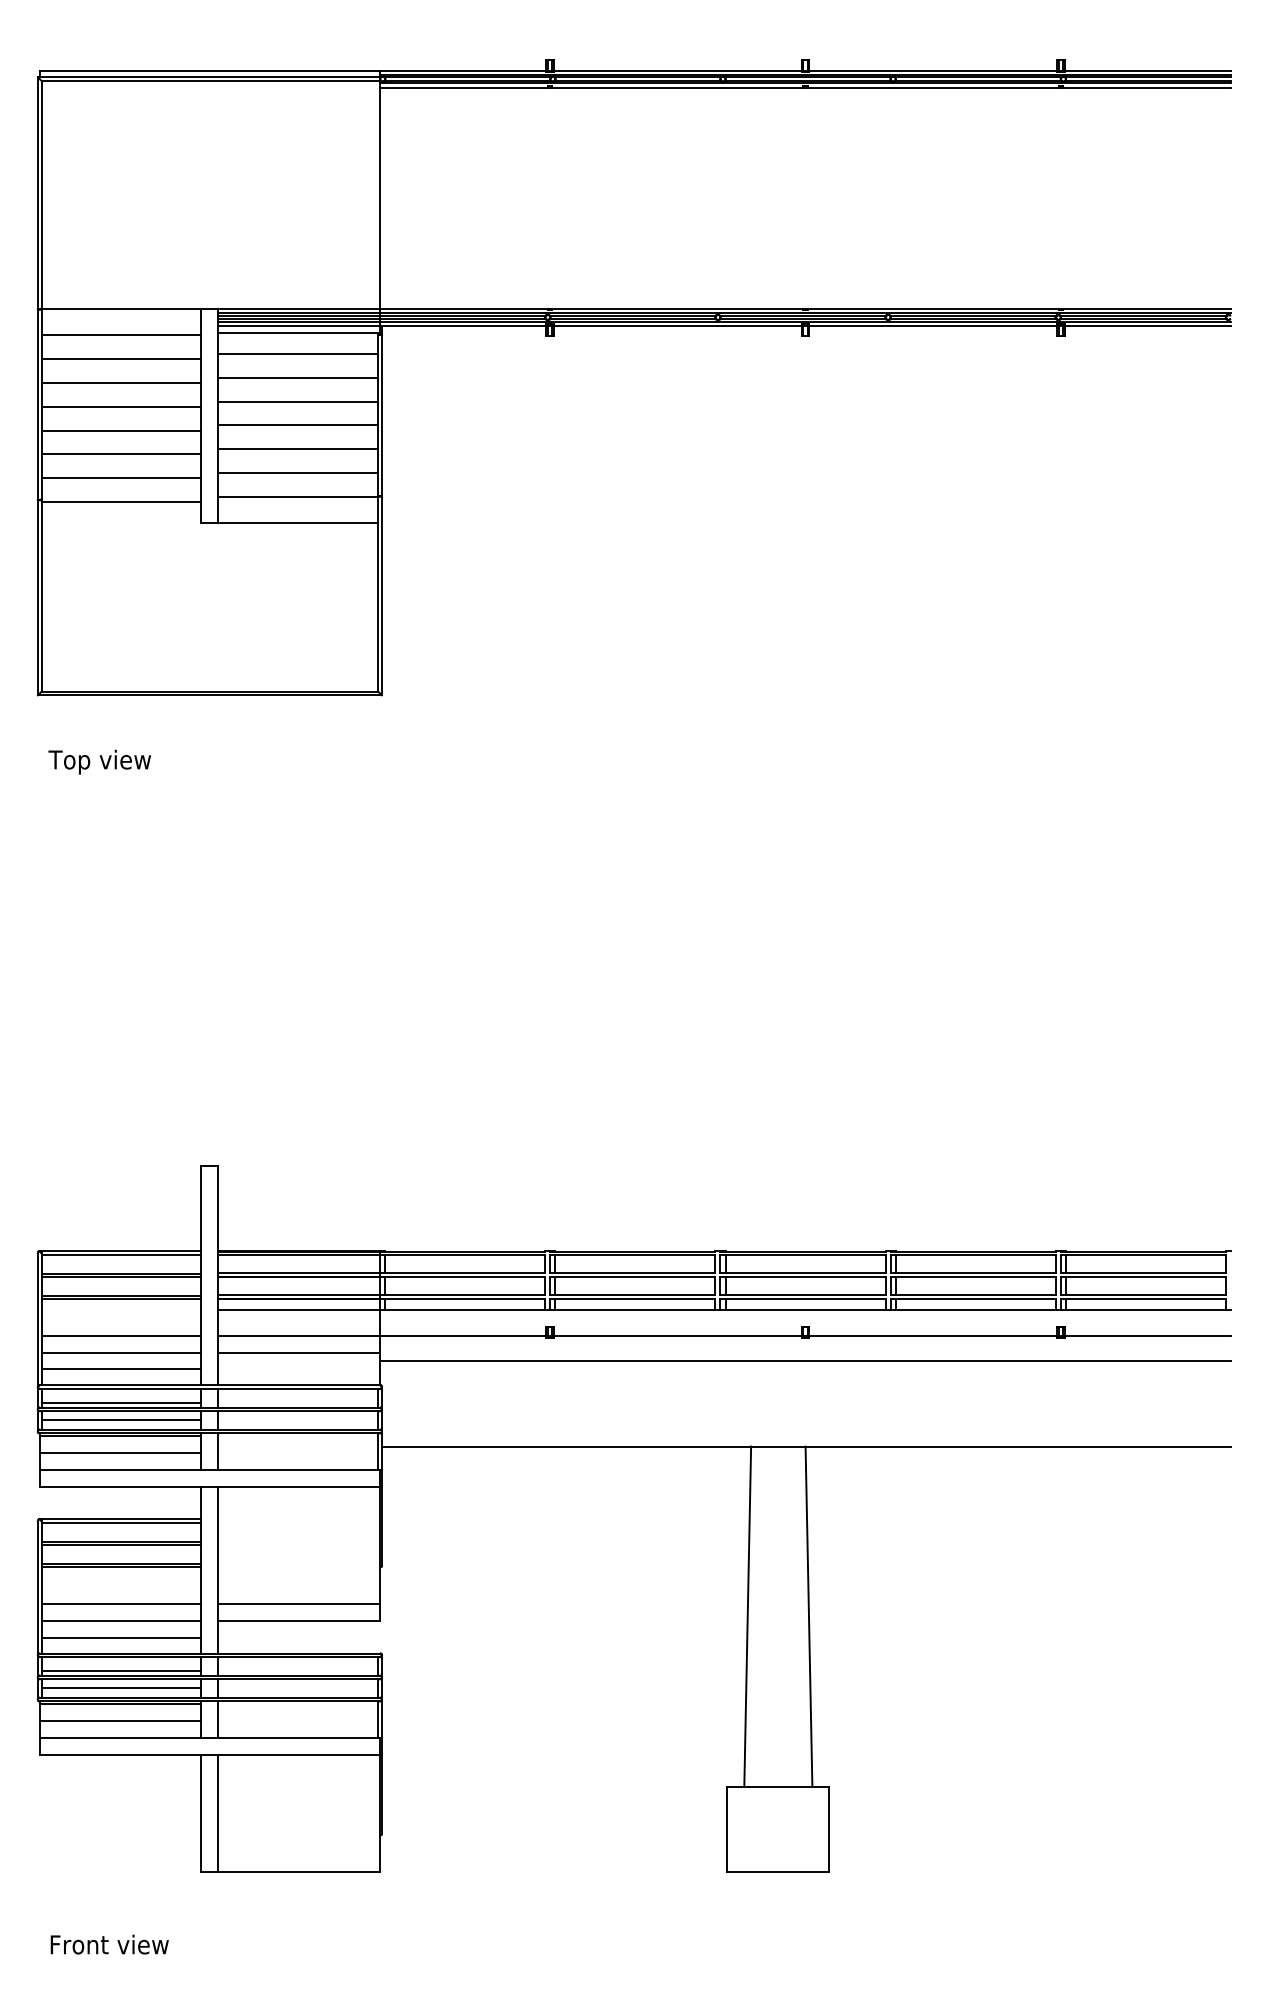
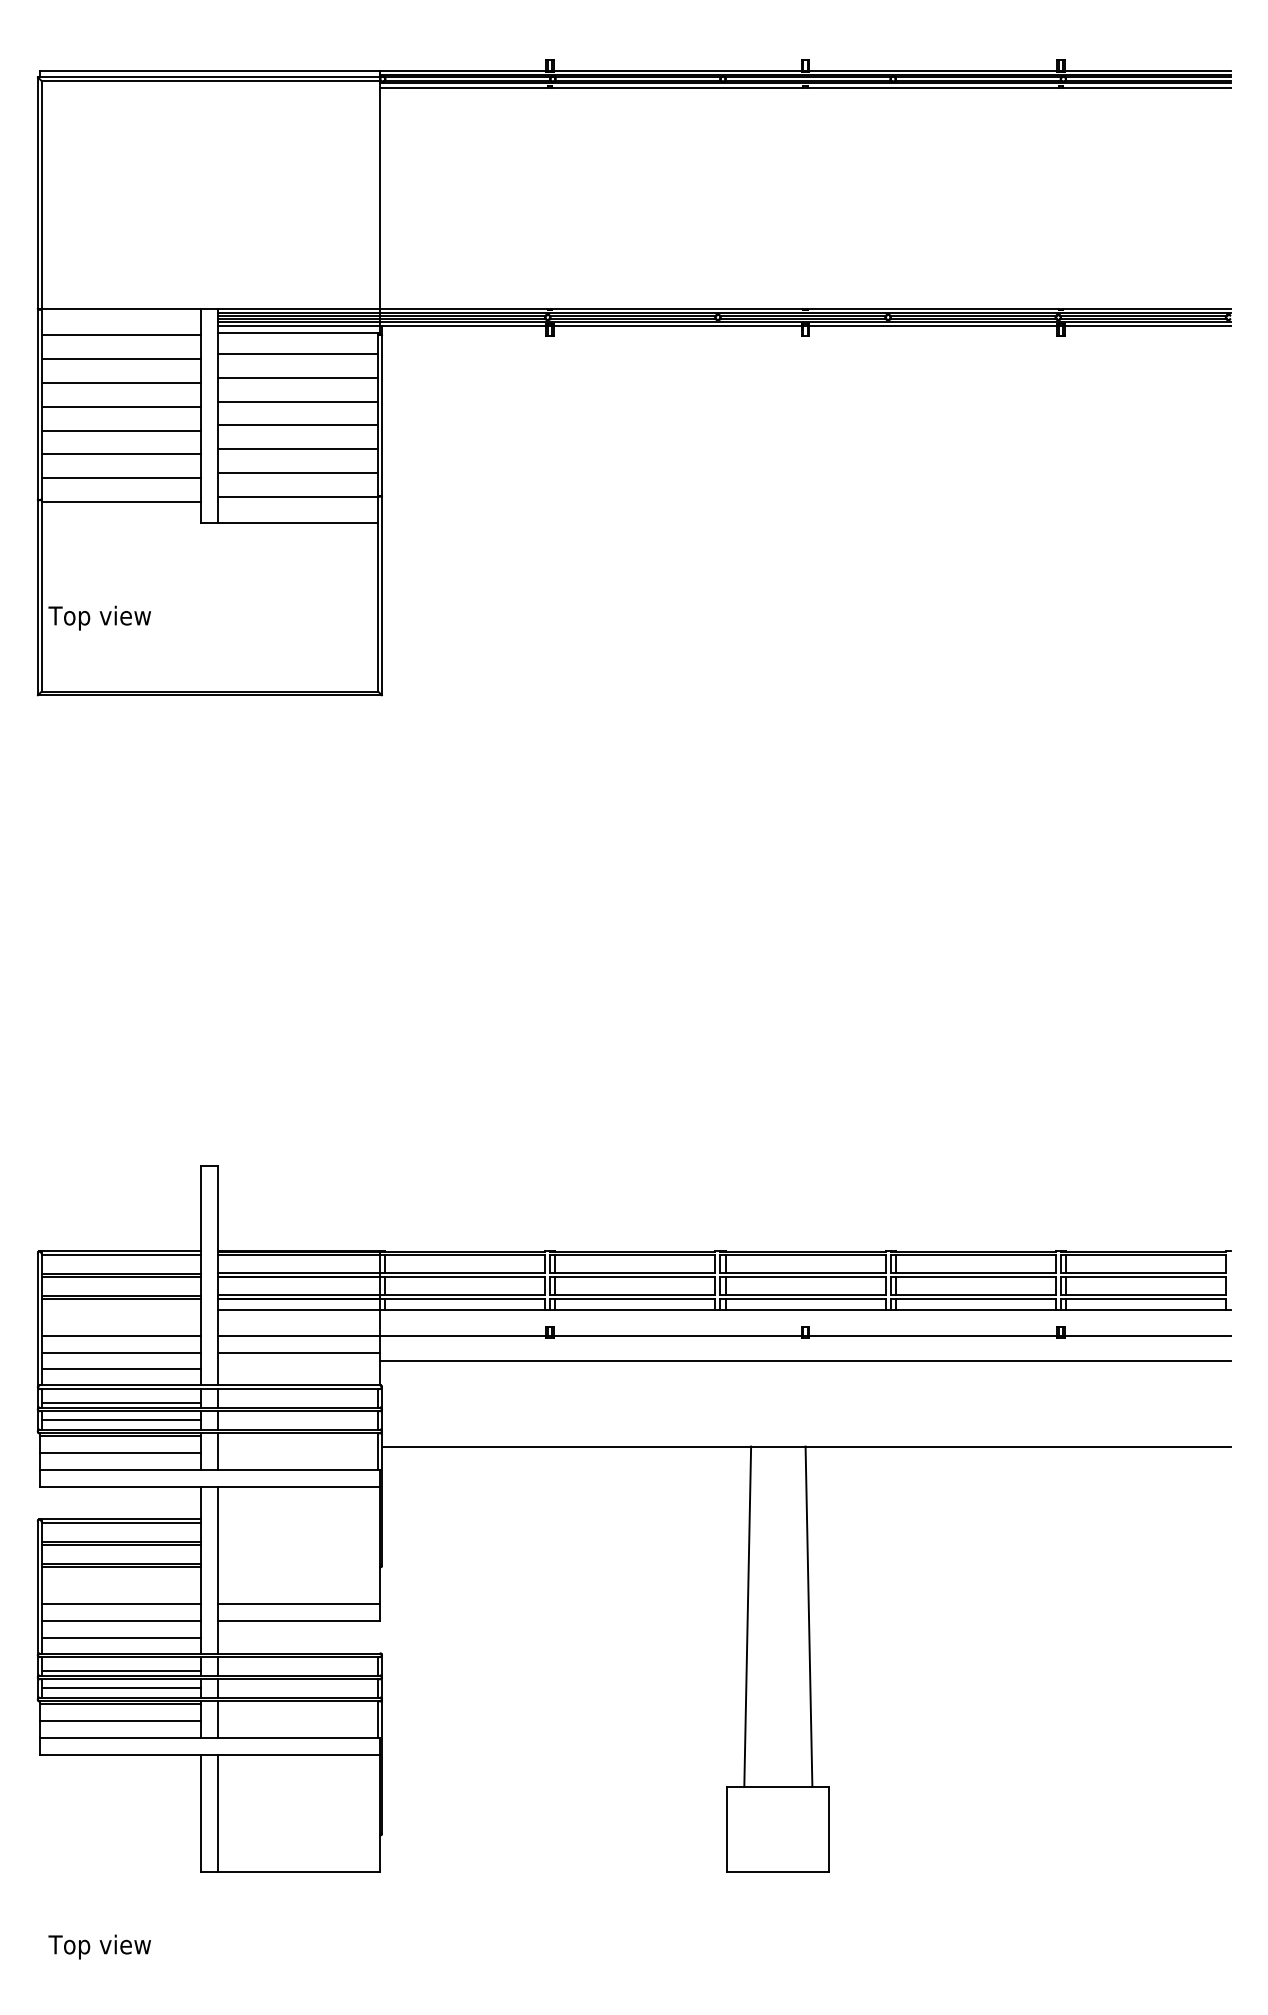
text position: (99, 761) -> (99, 617) (99, 617)
text: Front view -> Top view (108, 1946)
